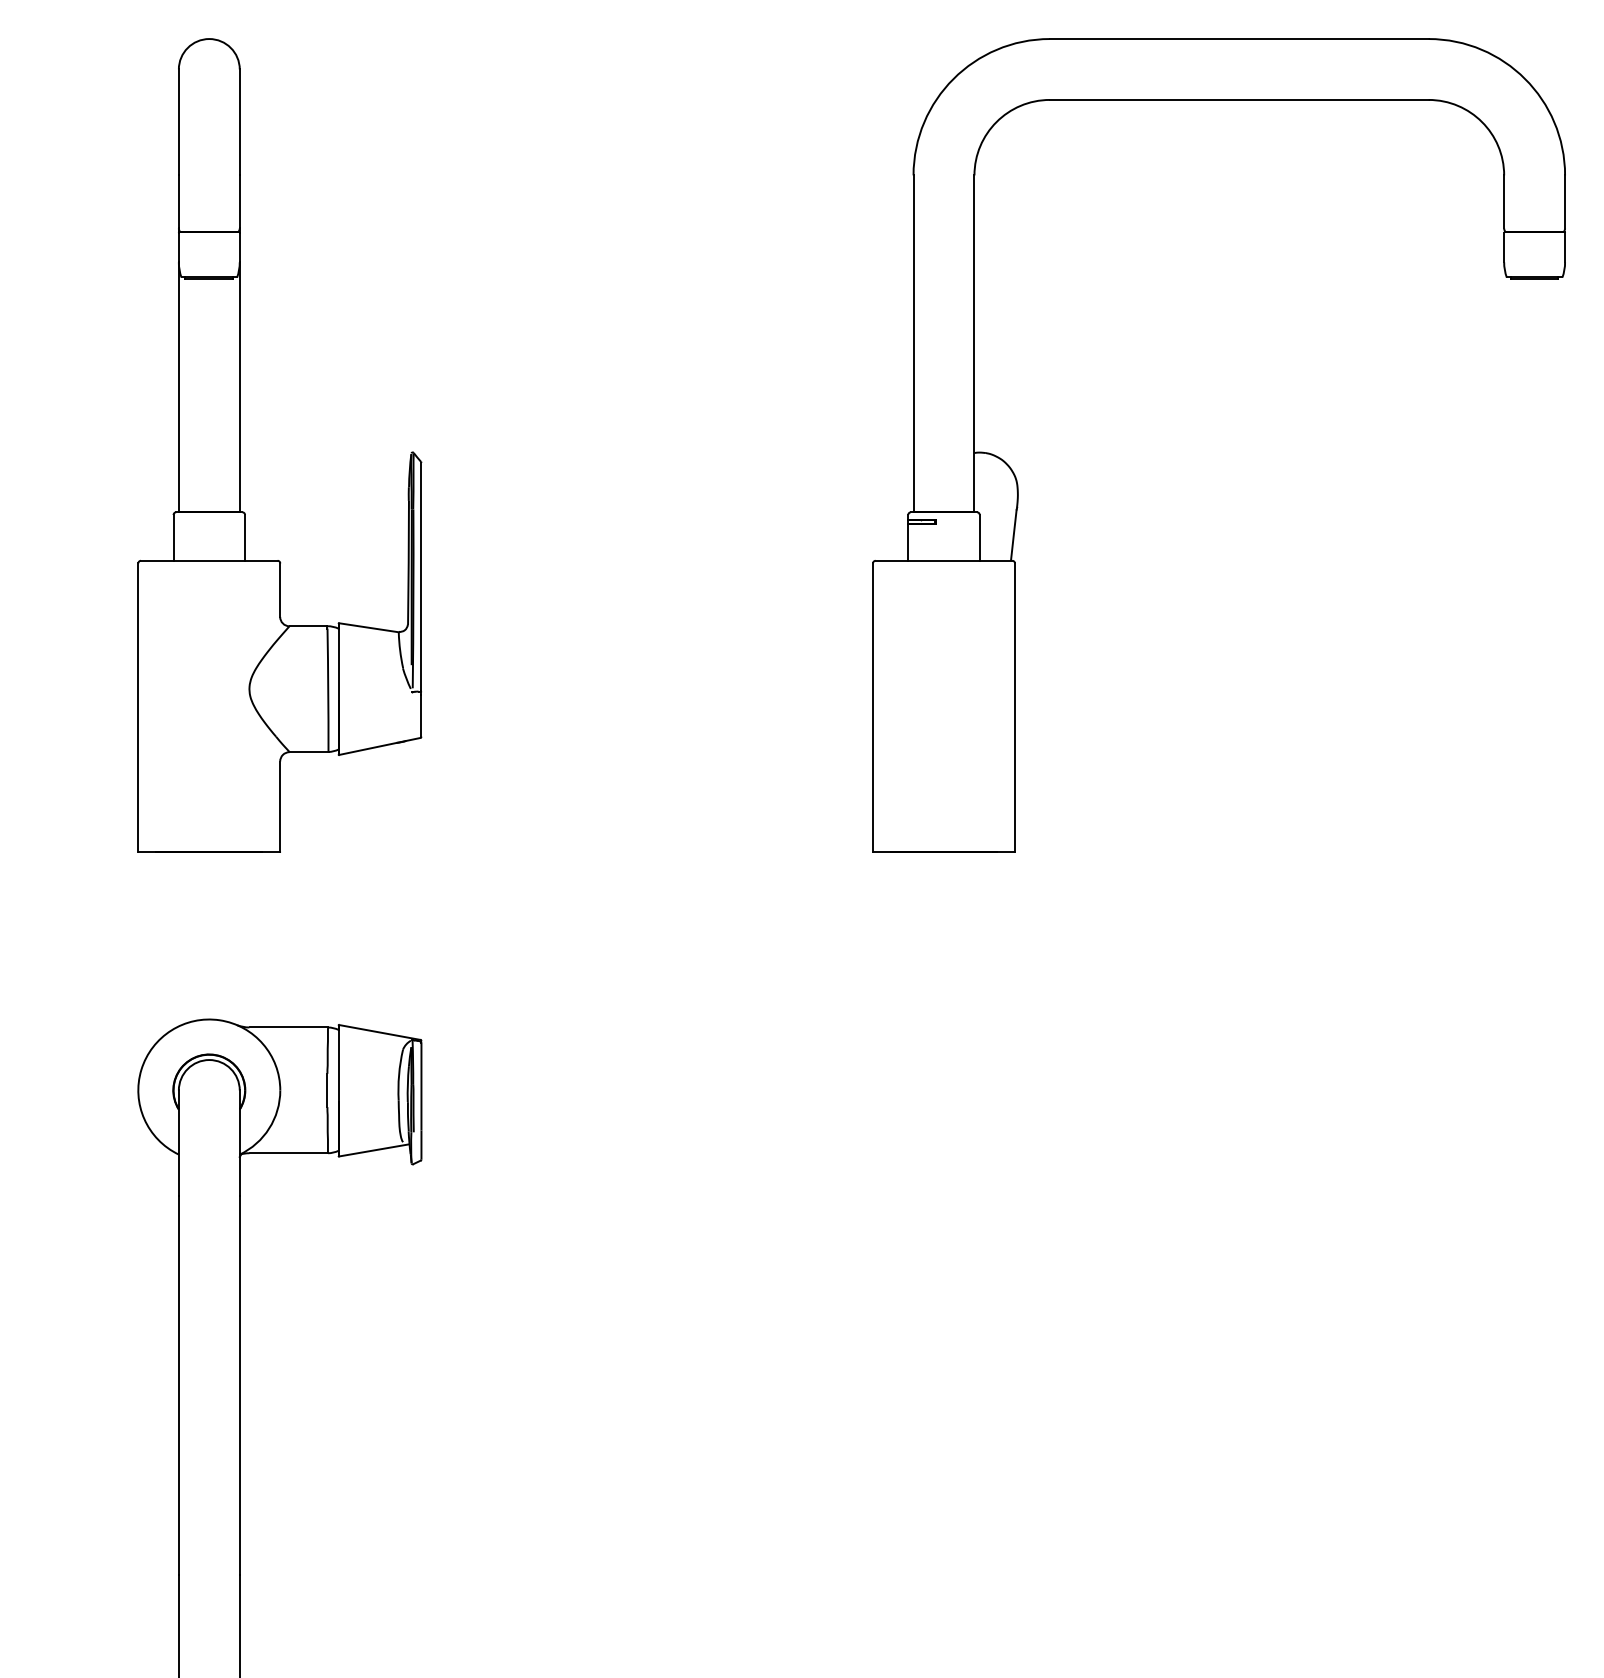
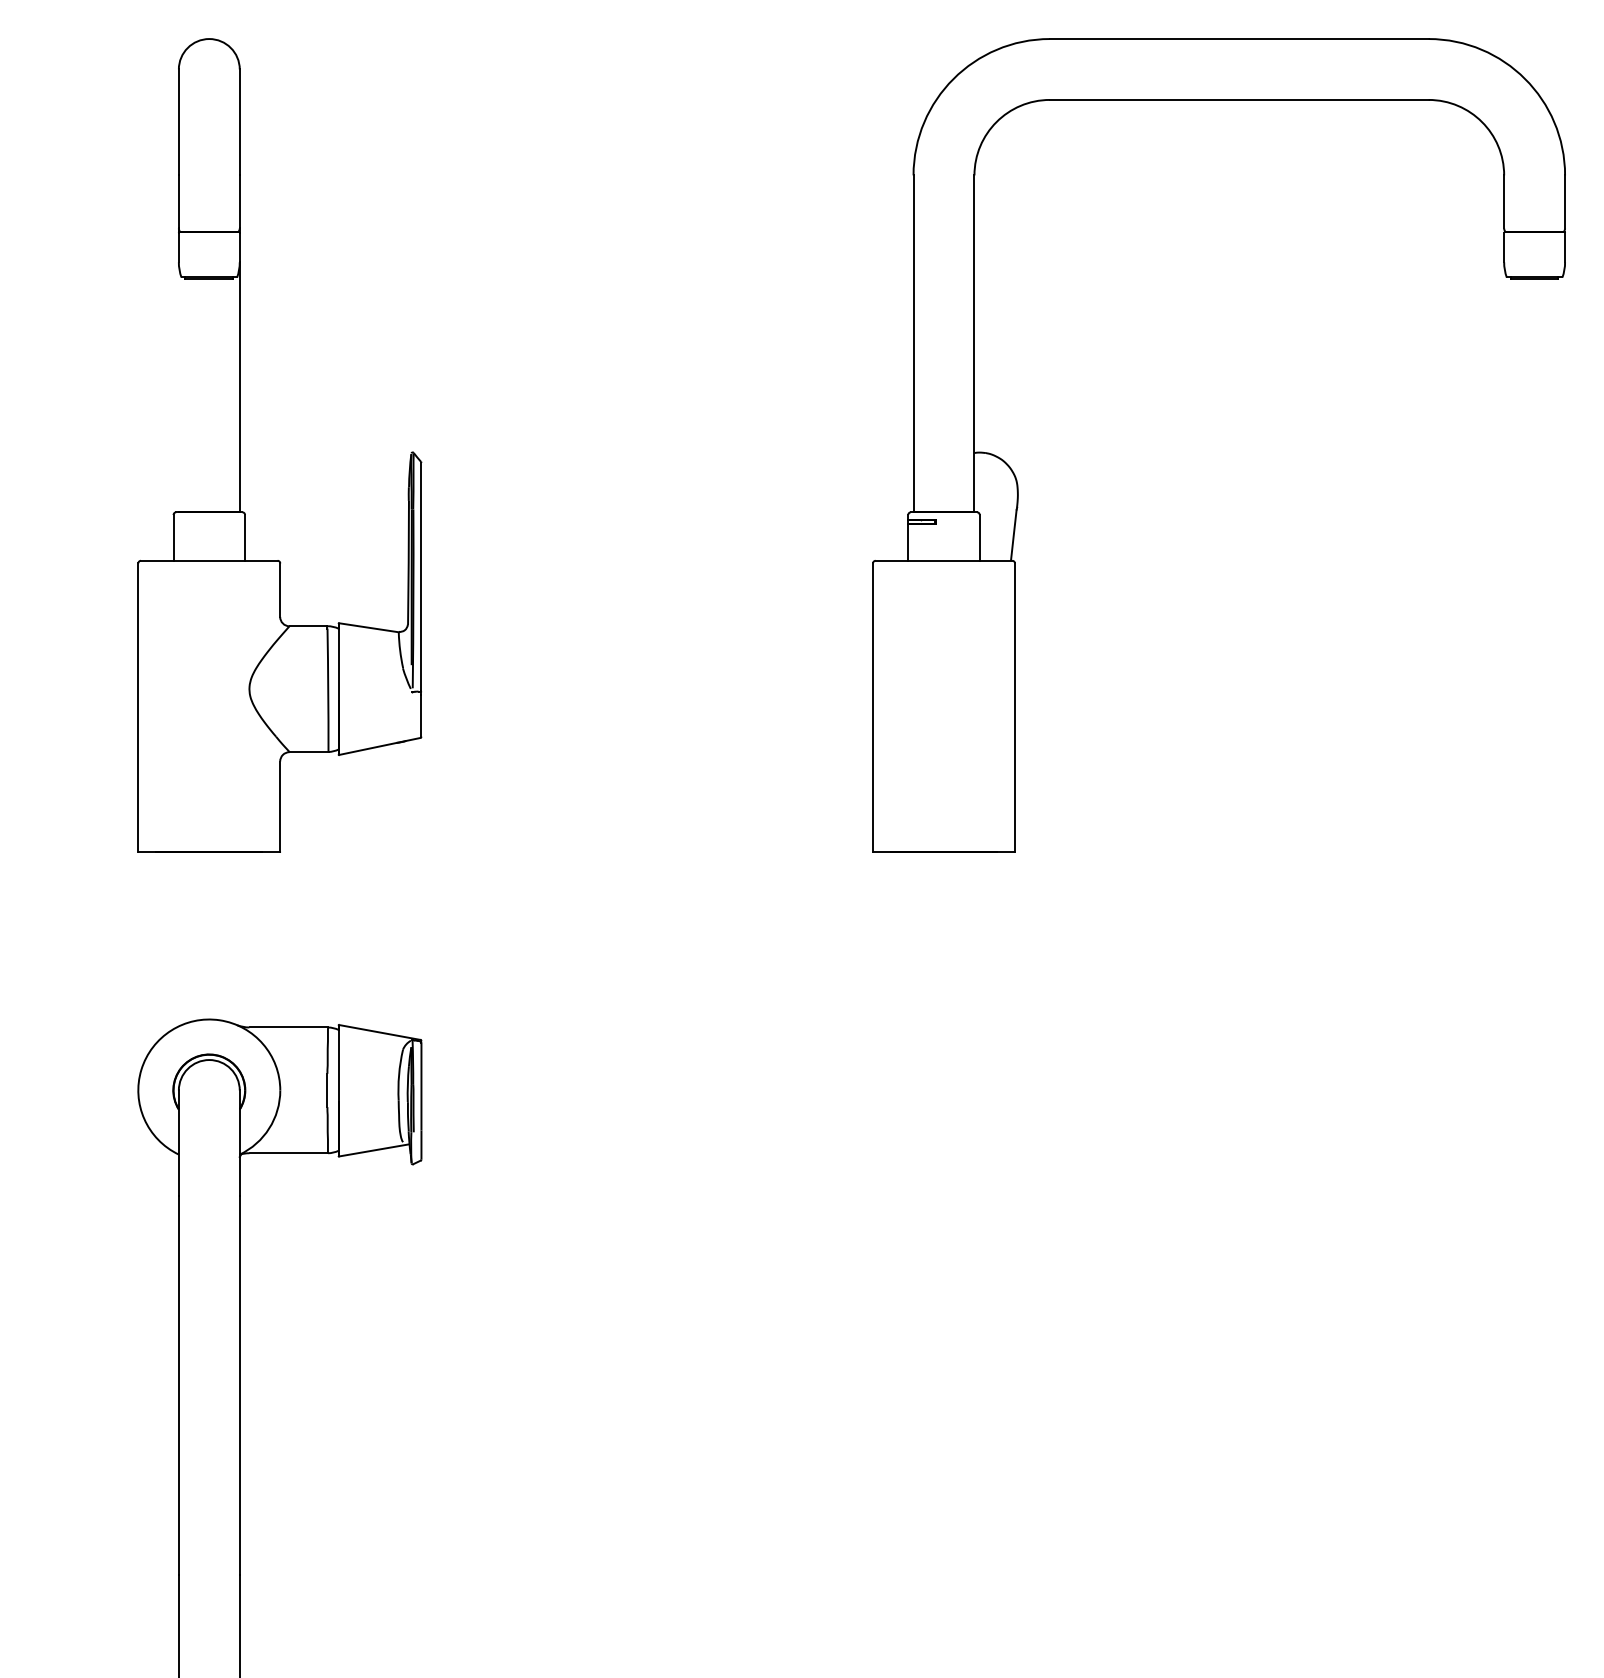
line: present -> none (178, 386)
